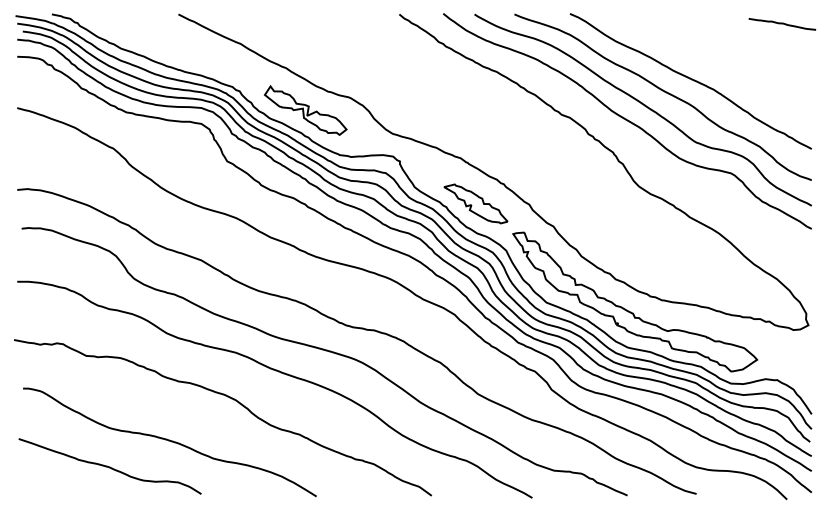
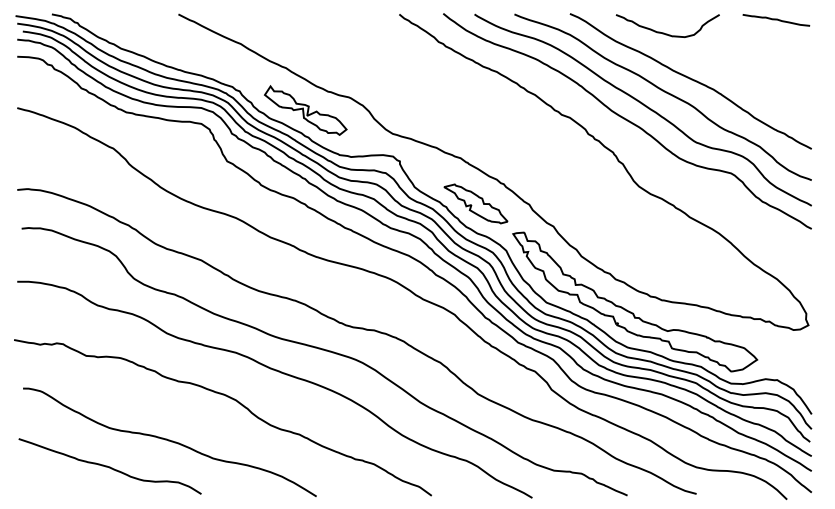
curve position: (782, 24) -> (776, 20) (776, 20)
curve: none -> present (664, 32)
